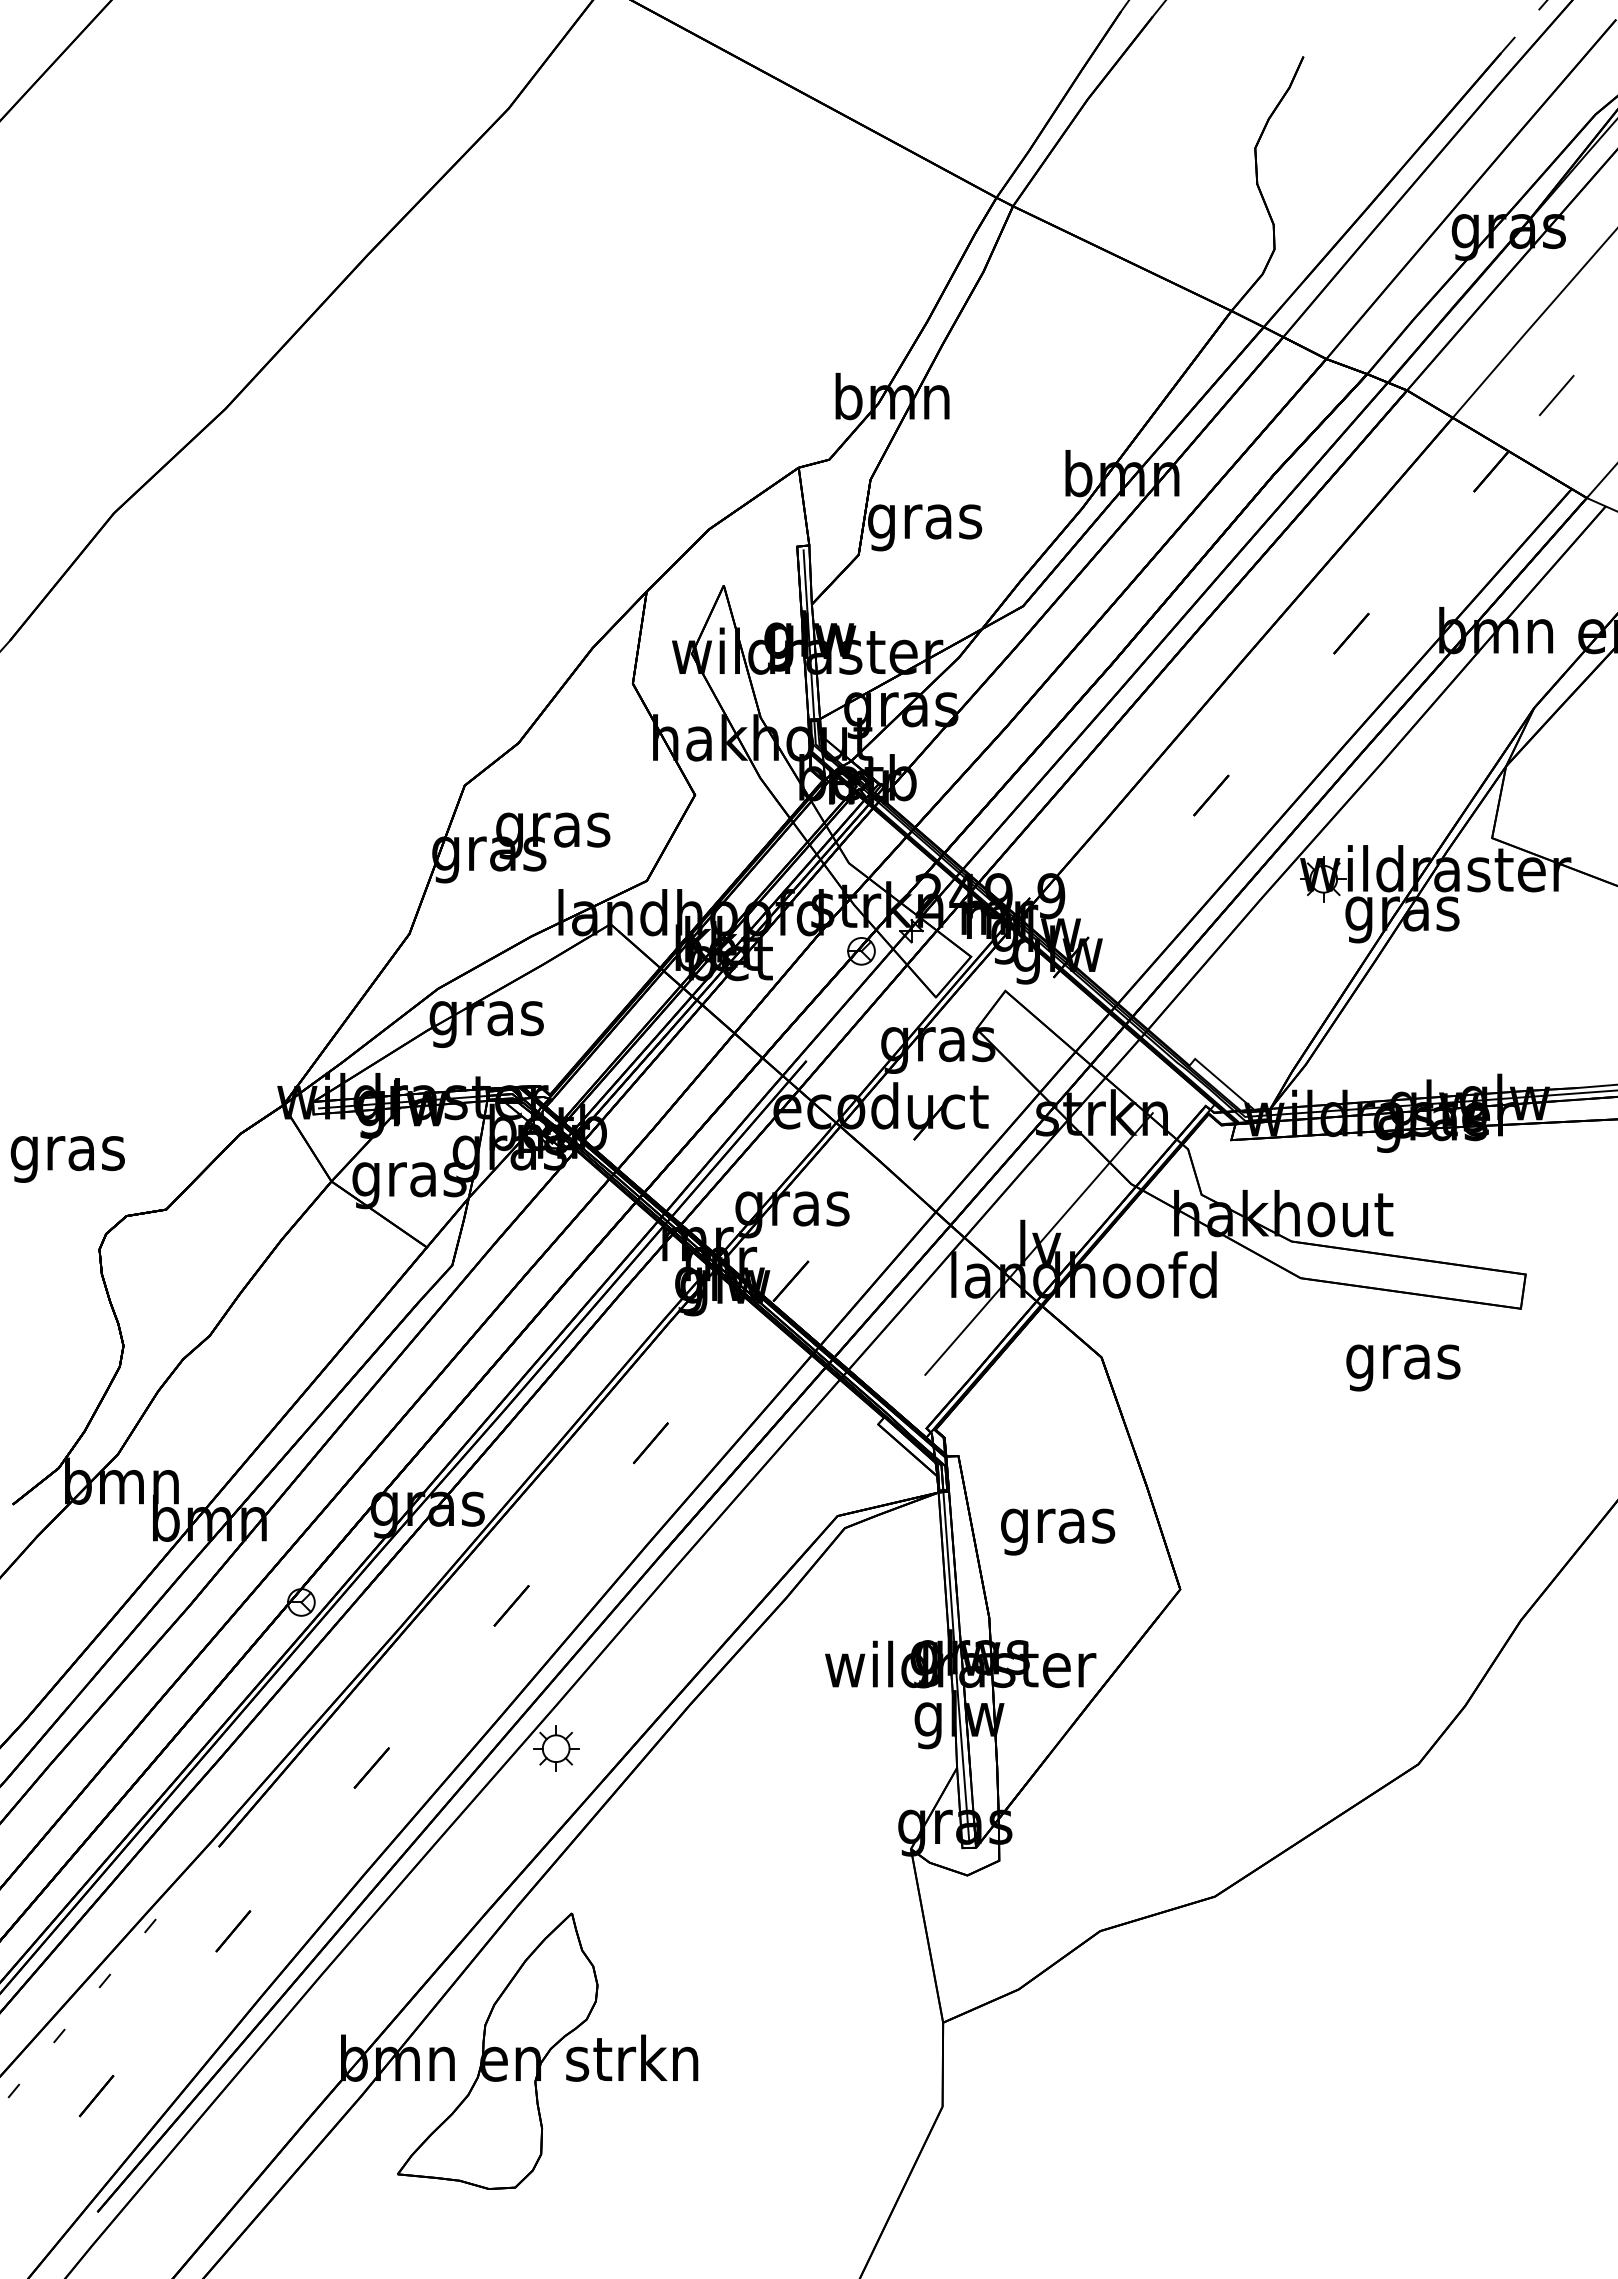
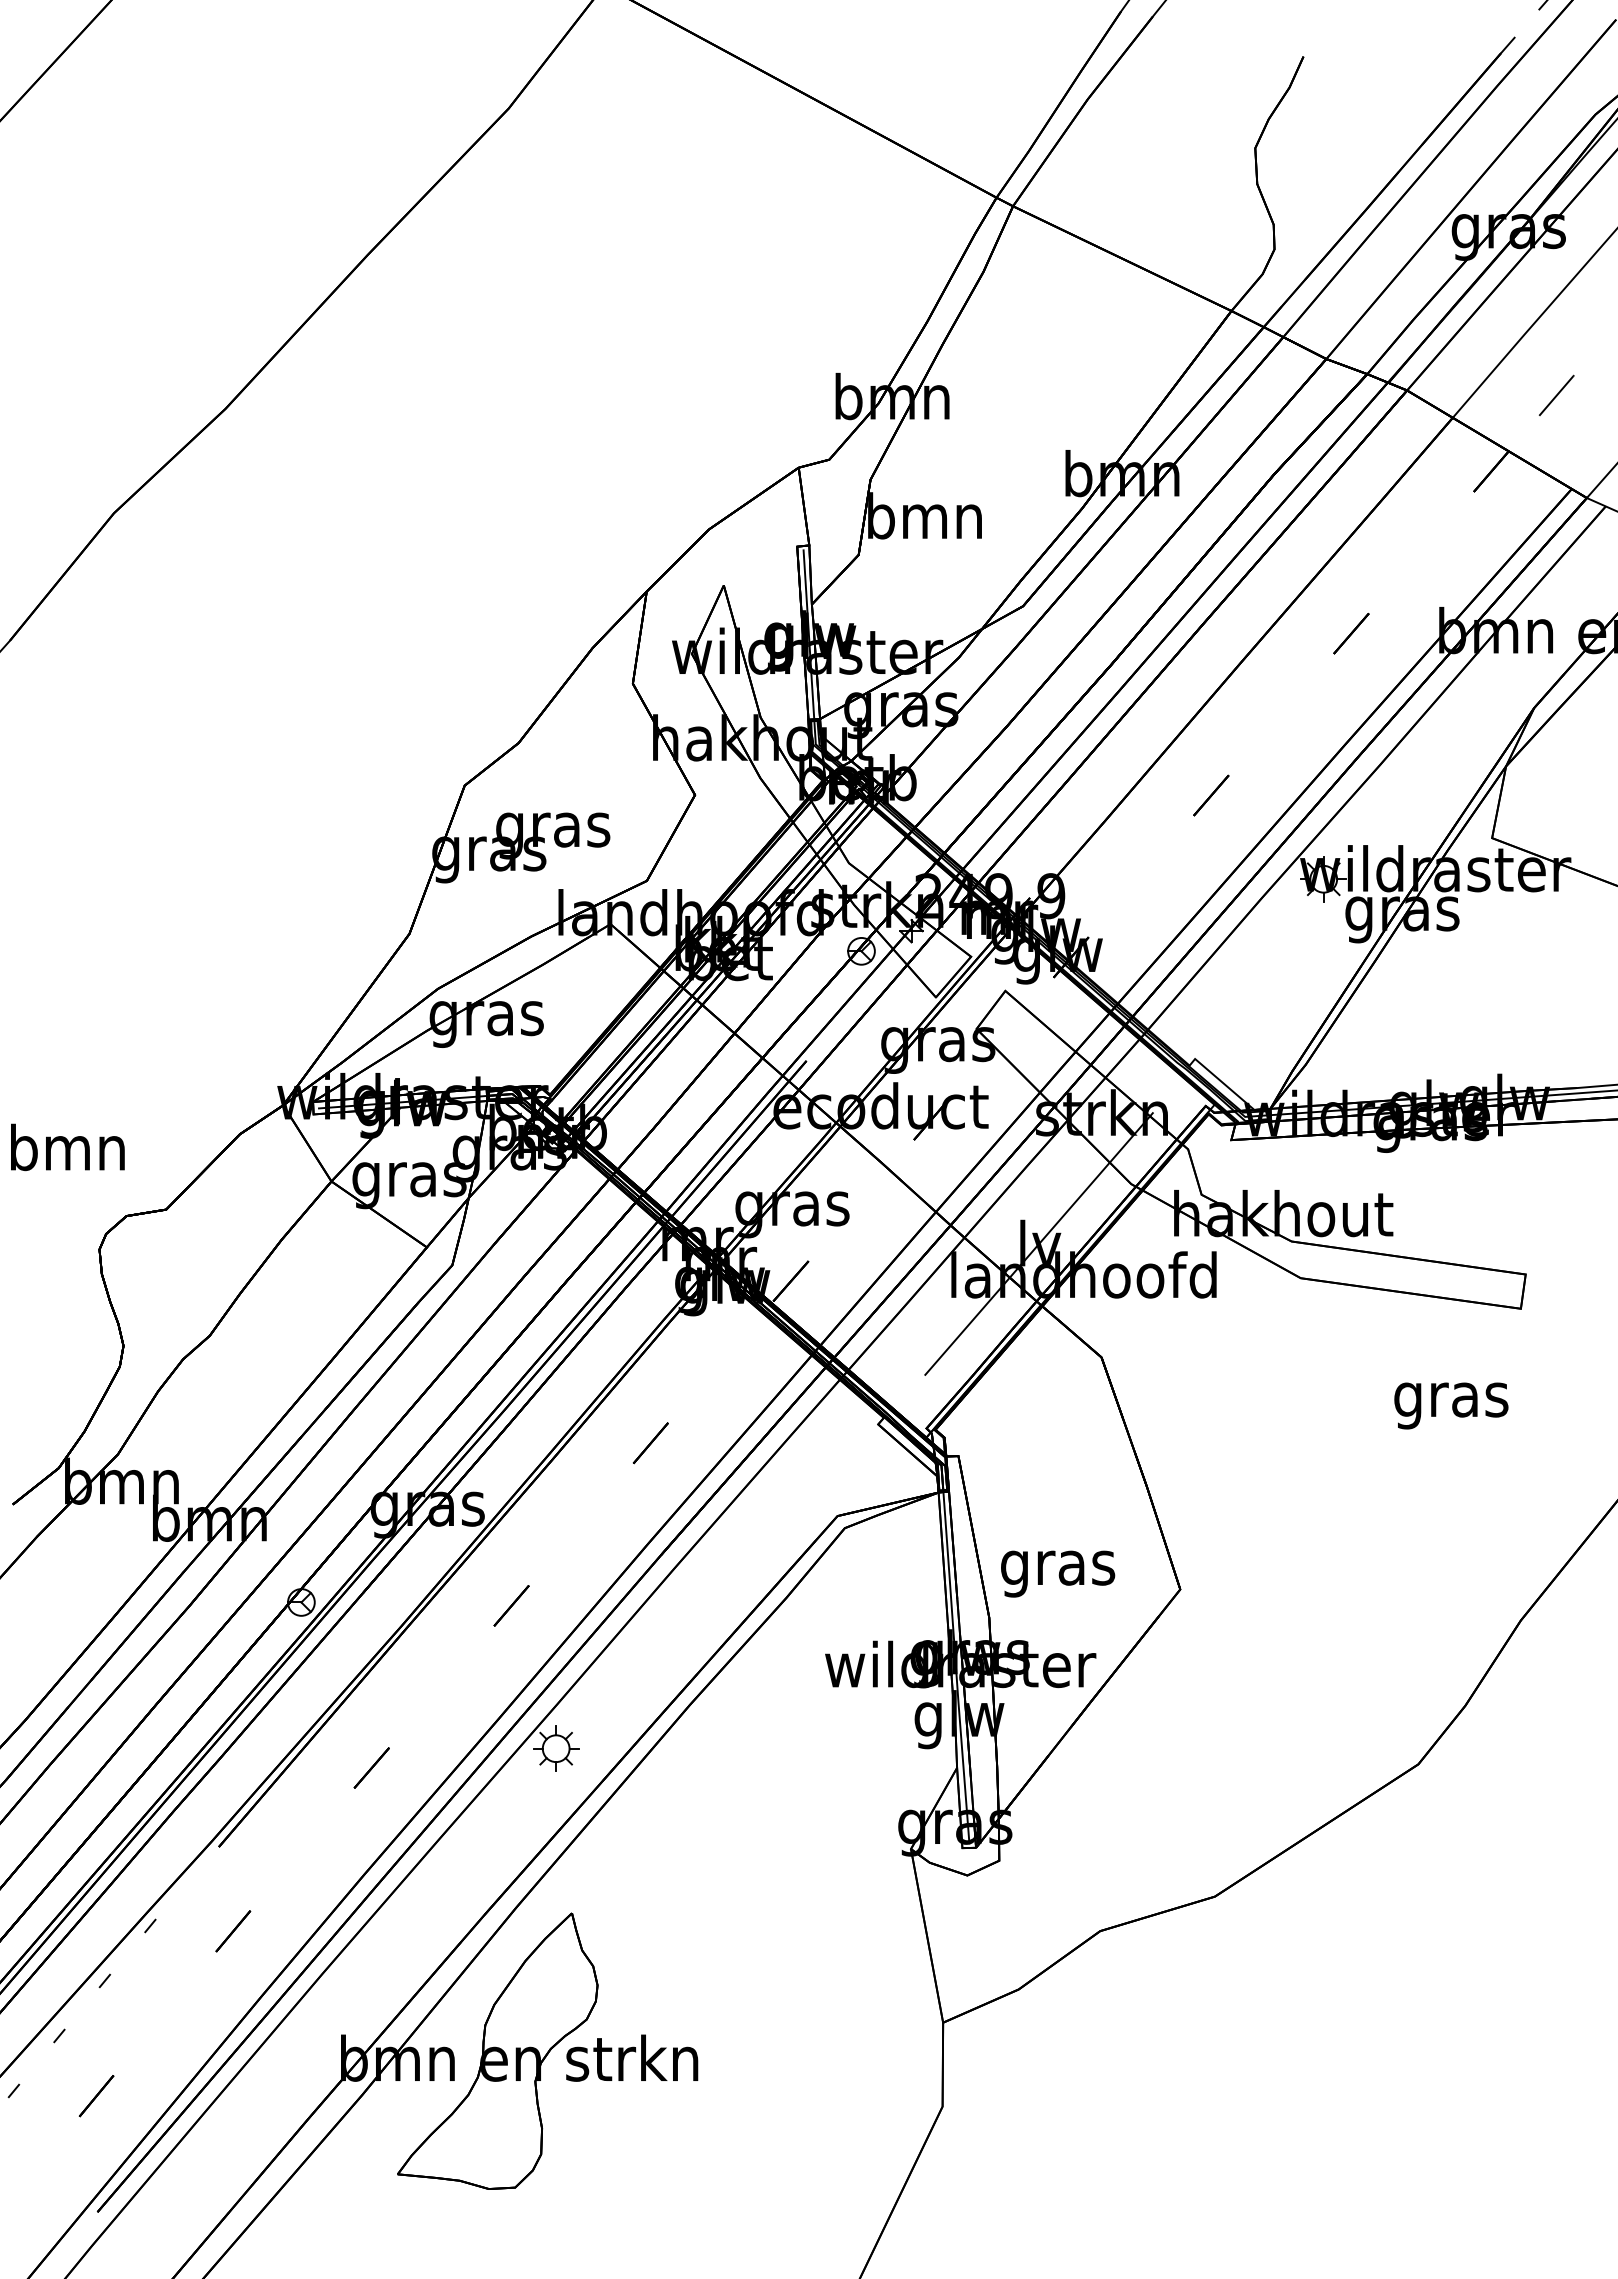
text: gras -> bmn (925, 521)
text: gras -> bmn (67, 1152)
text position: (1403, 1367) -> (1451, 1405) (1451, 1405)
text position: (1058, 1531) -> (1058, 1573) (1058, 1573)
